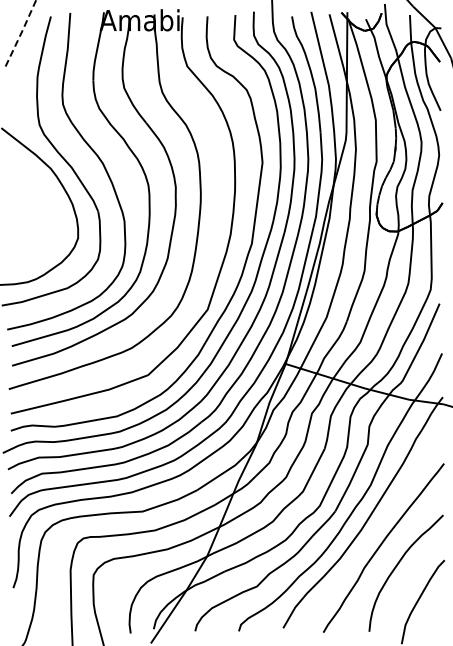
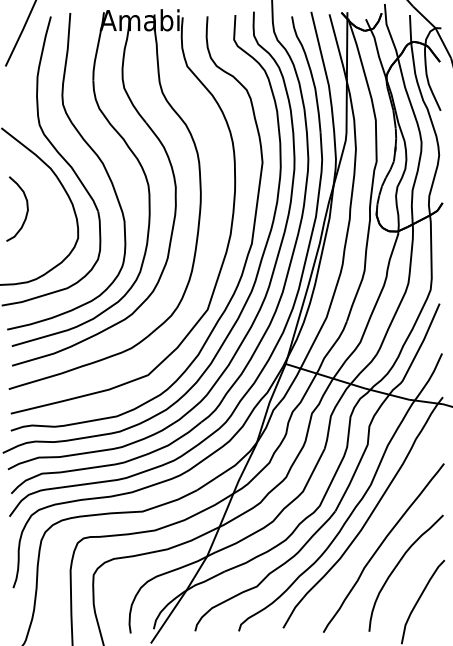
line: dashed -> solid (21, 33)
curve: none -> present (26, 208)
